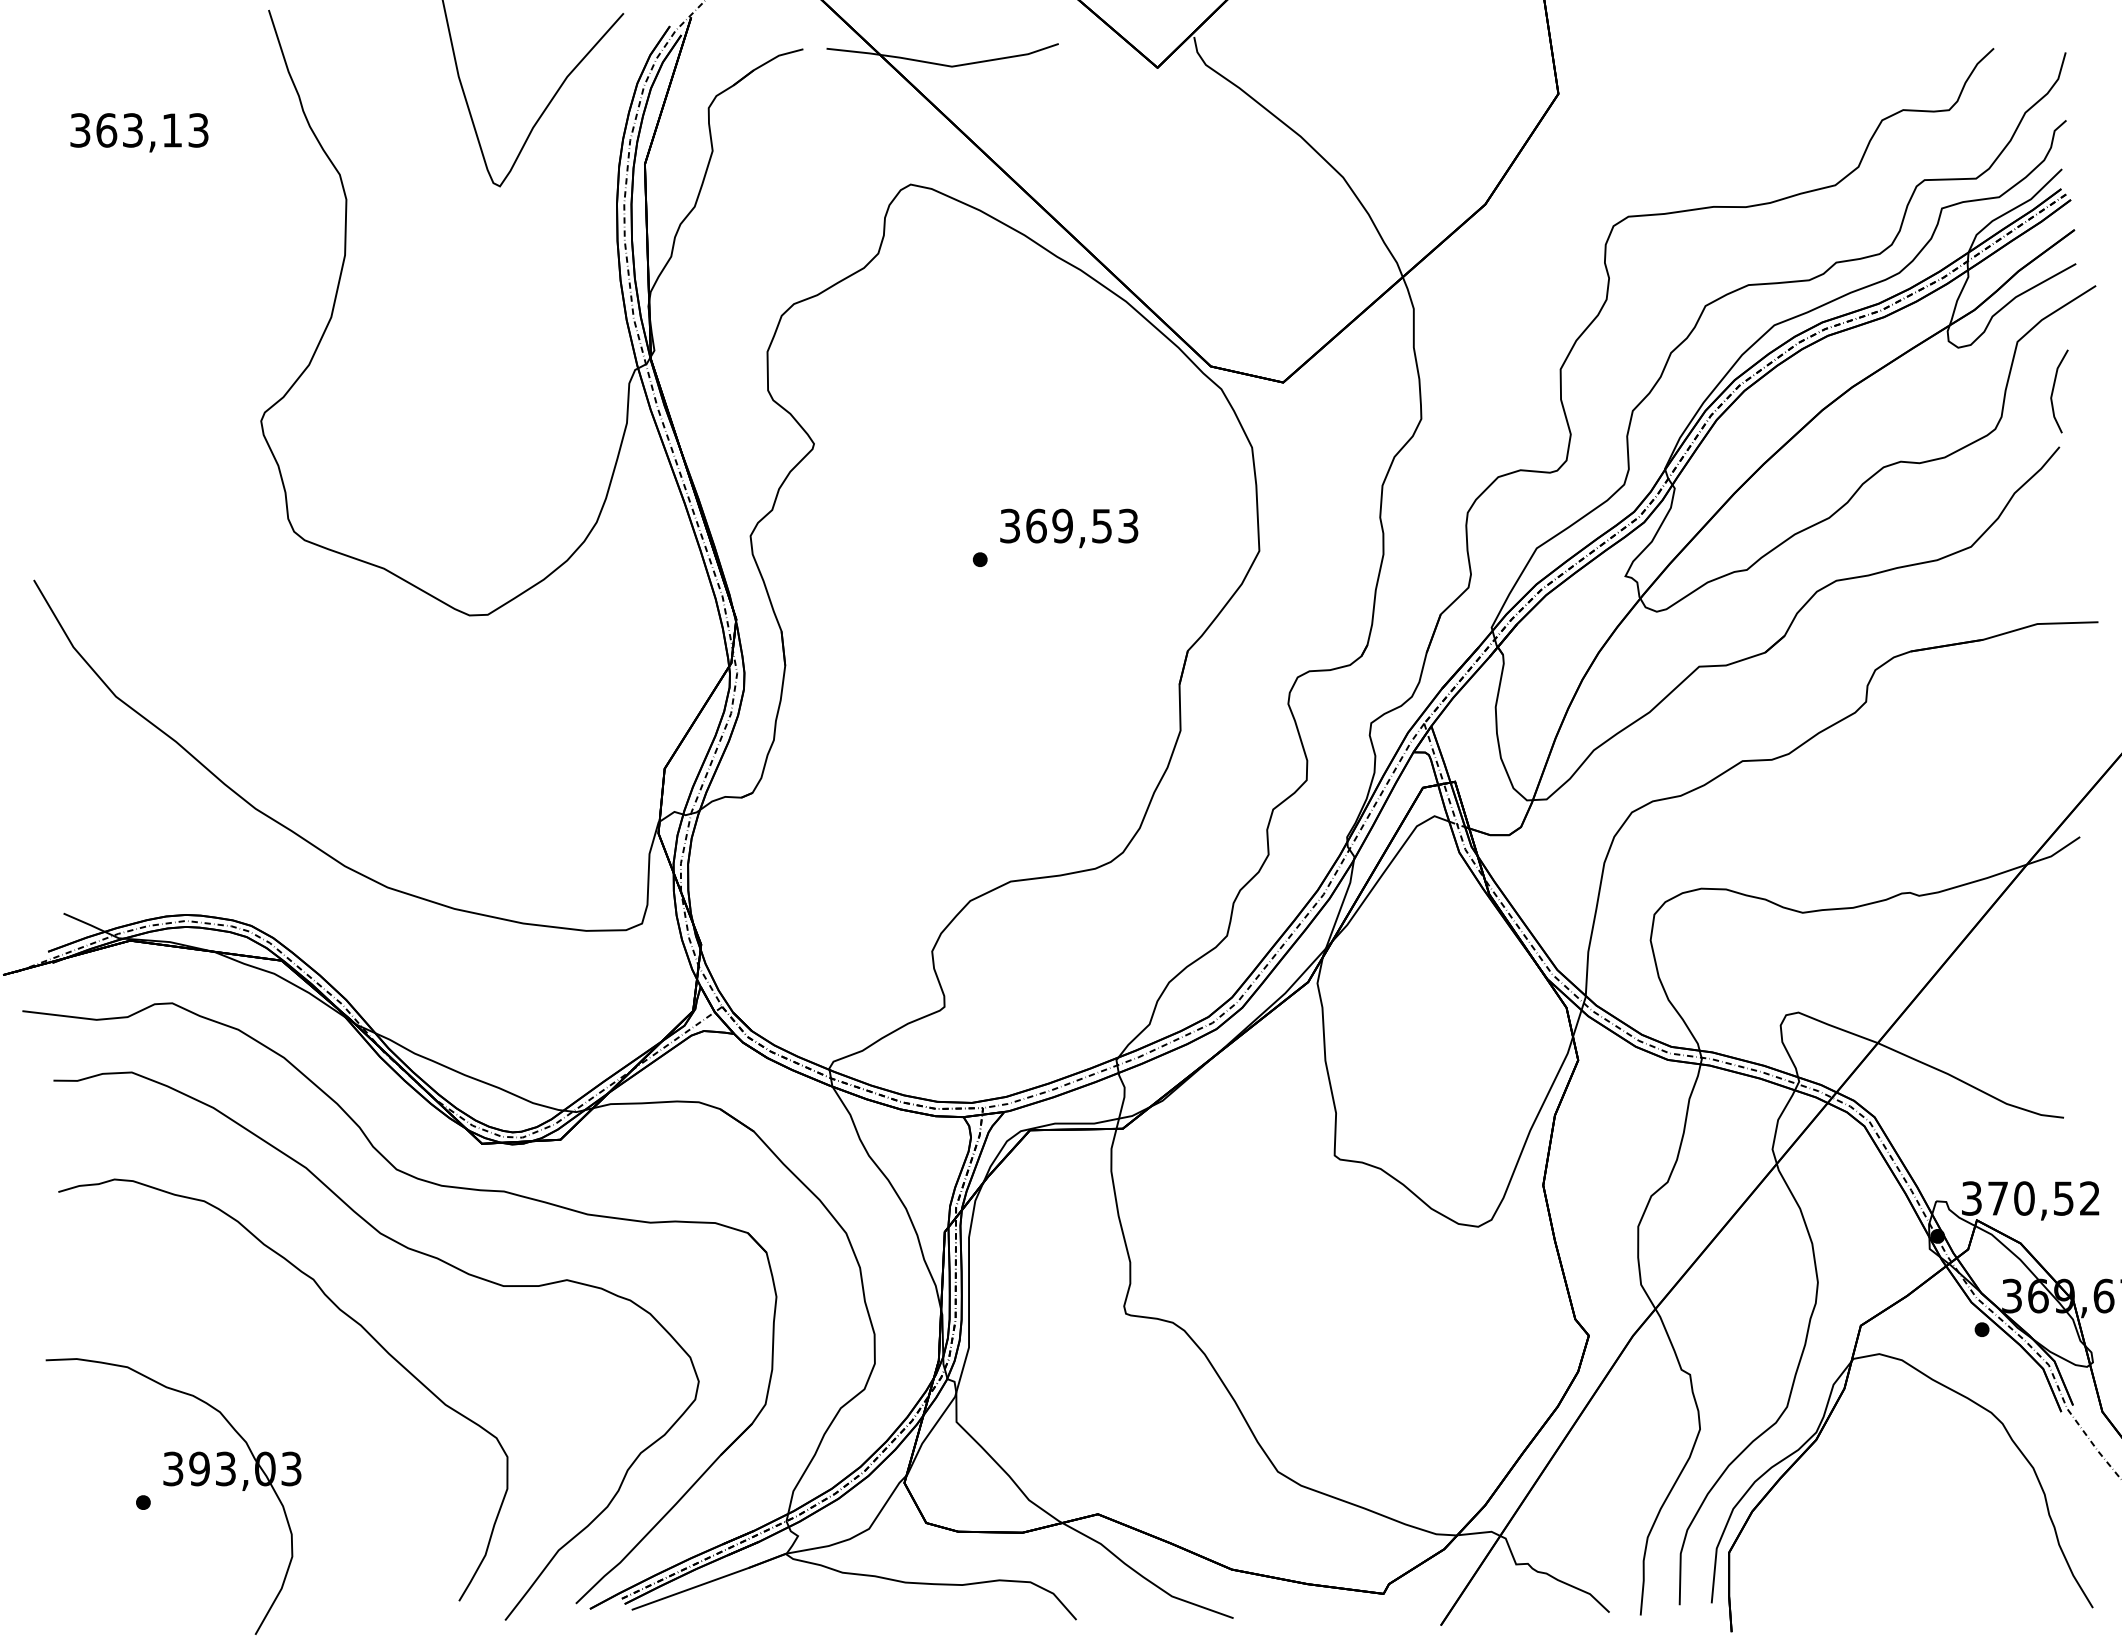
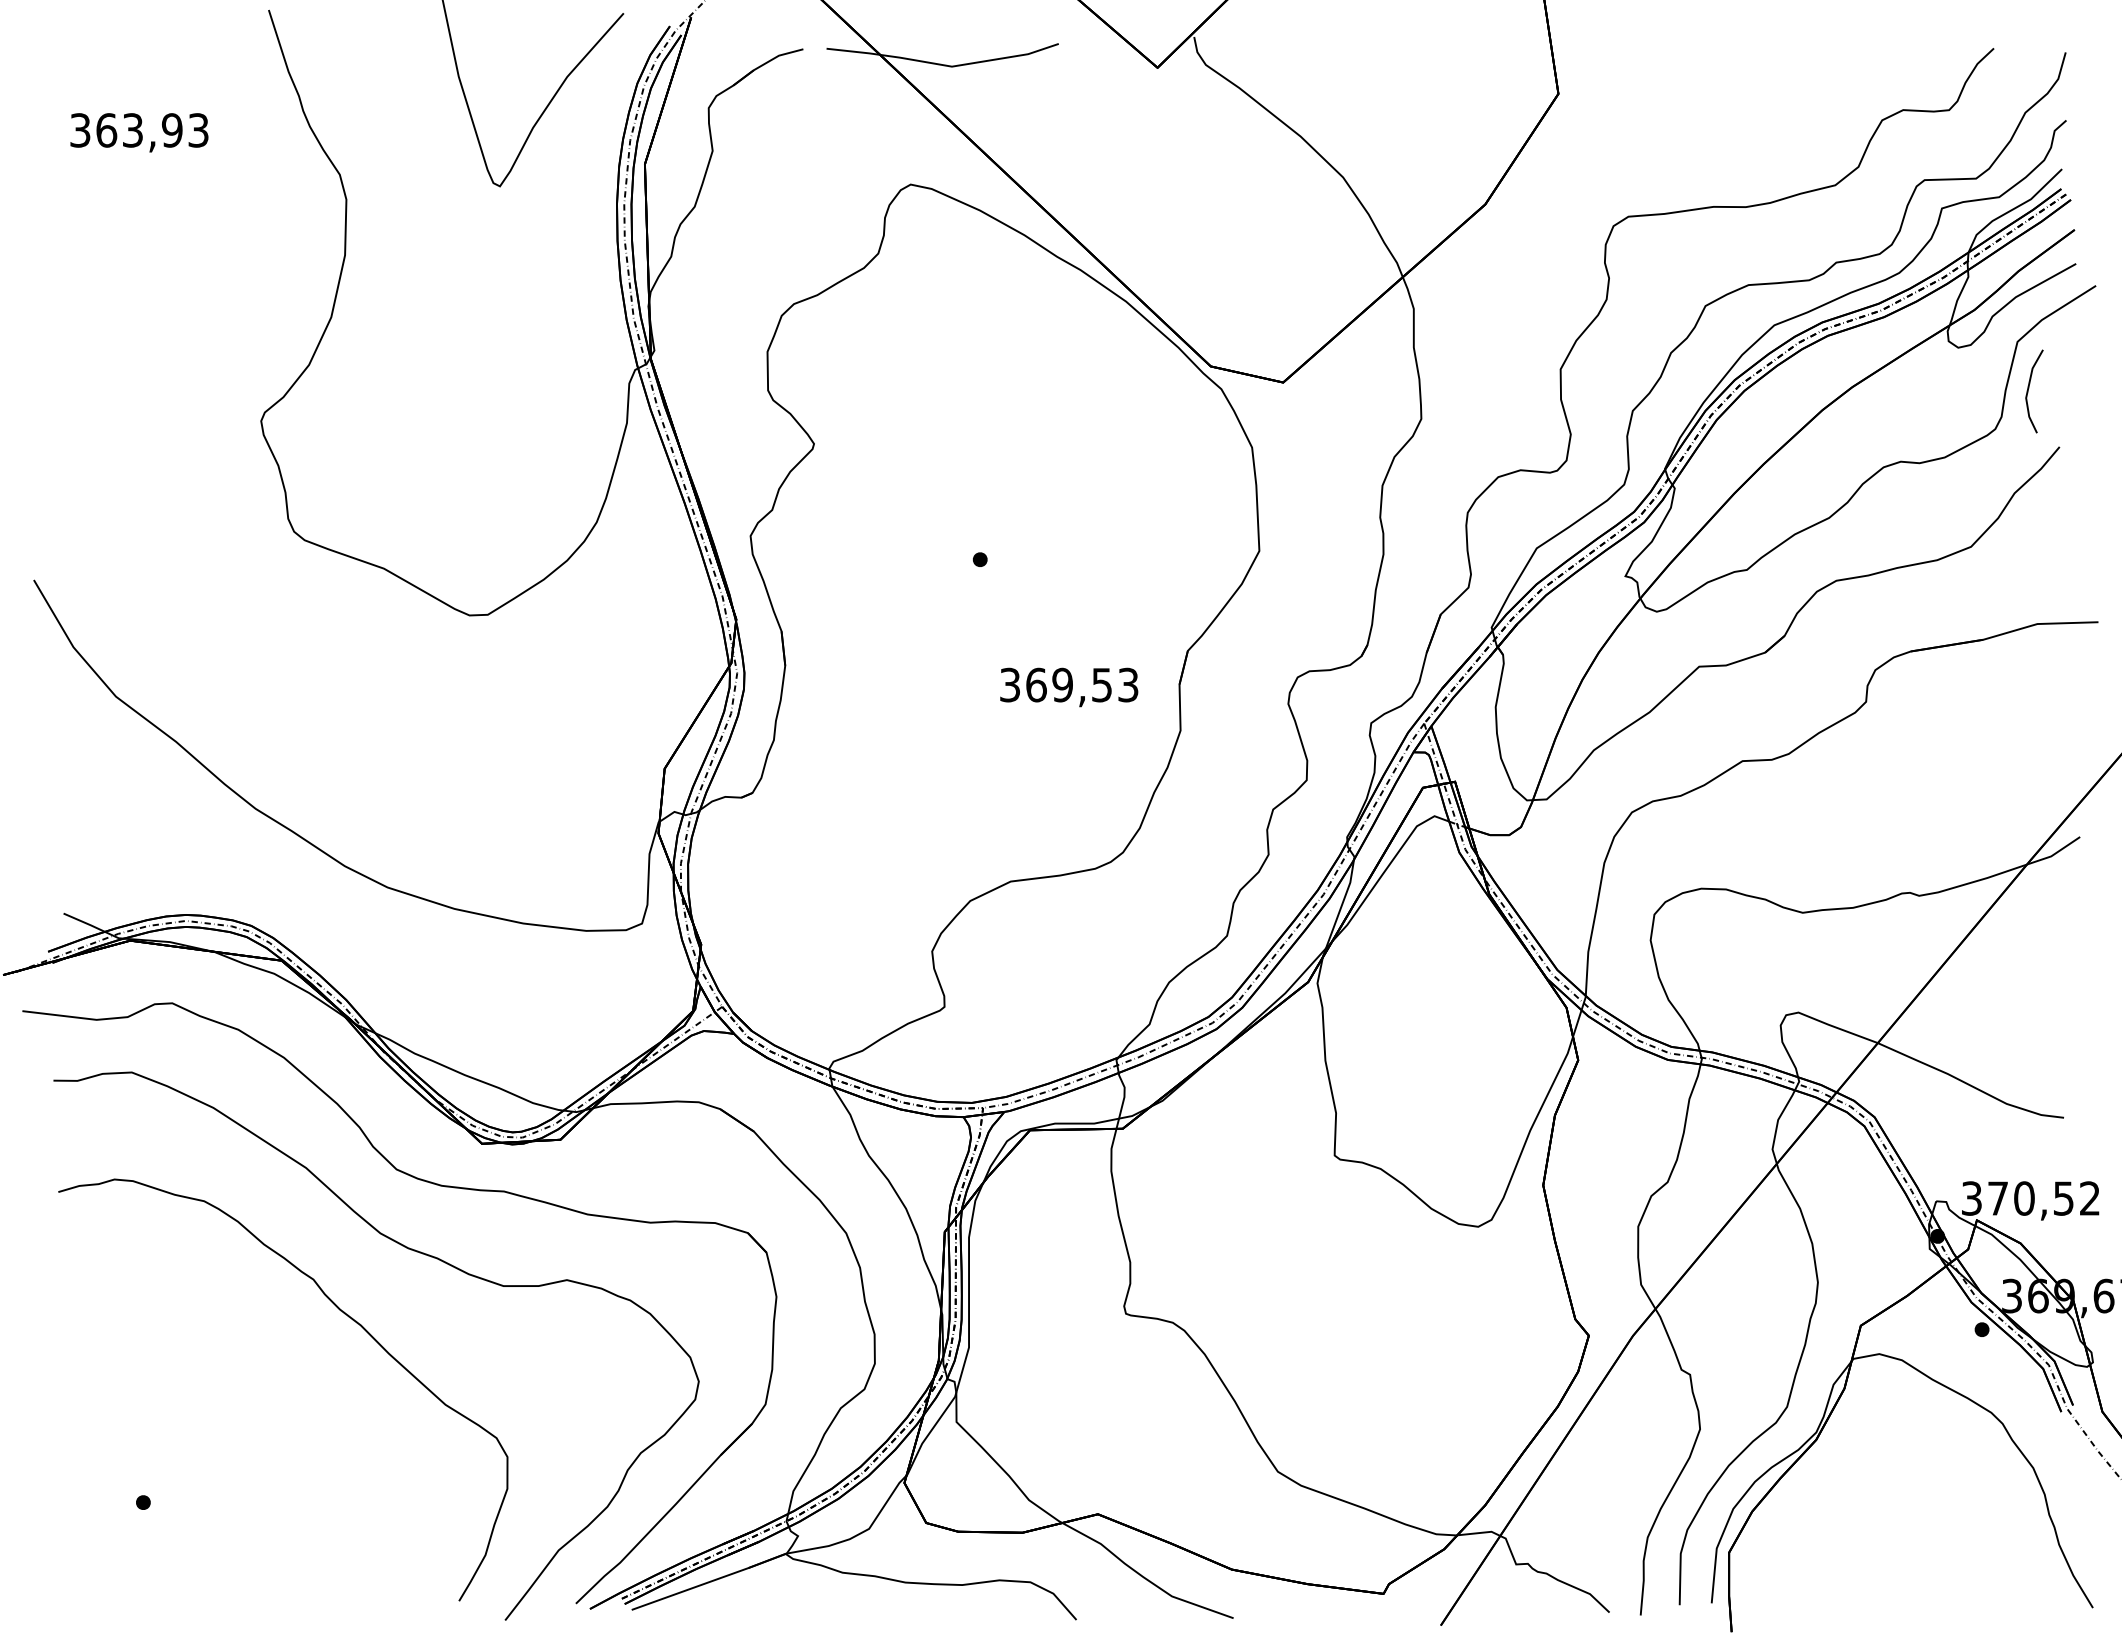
text: 363,13 -> 363,93 (171, 130)
line position: (2054, 388) -> (2029, 388) (2029, 388)
text position: (1069, 528) -> (1069, 687) (1069, 687)
part: present -> none (173, 1486)
